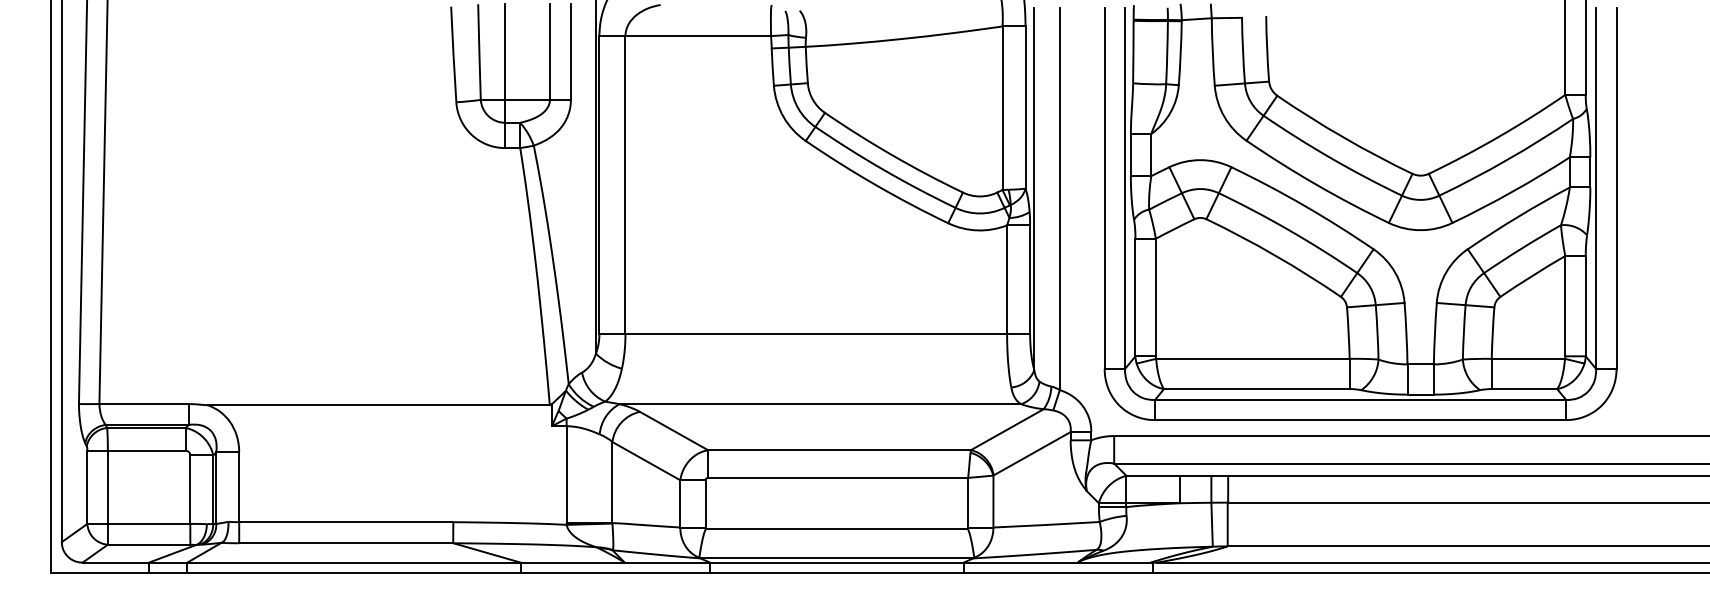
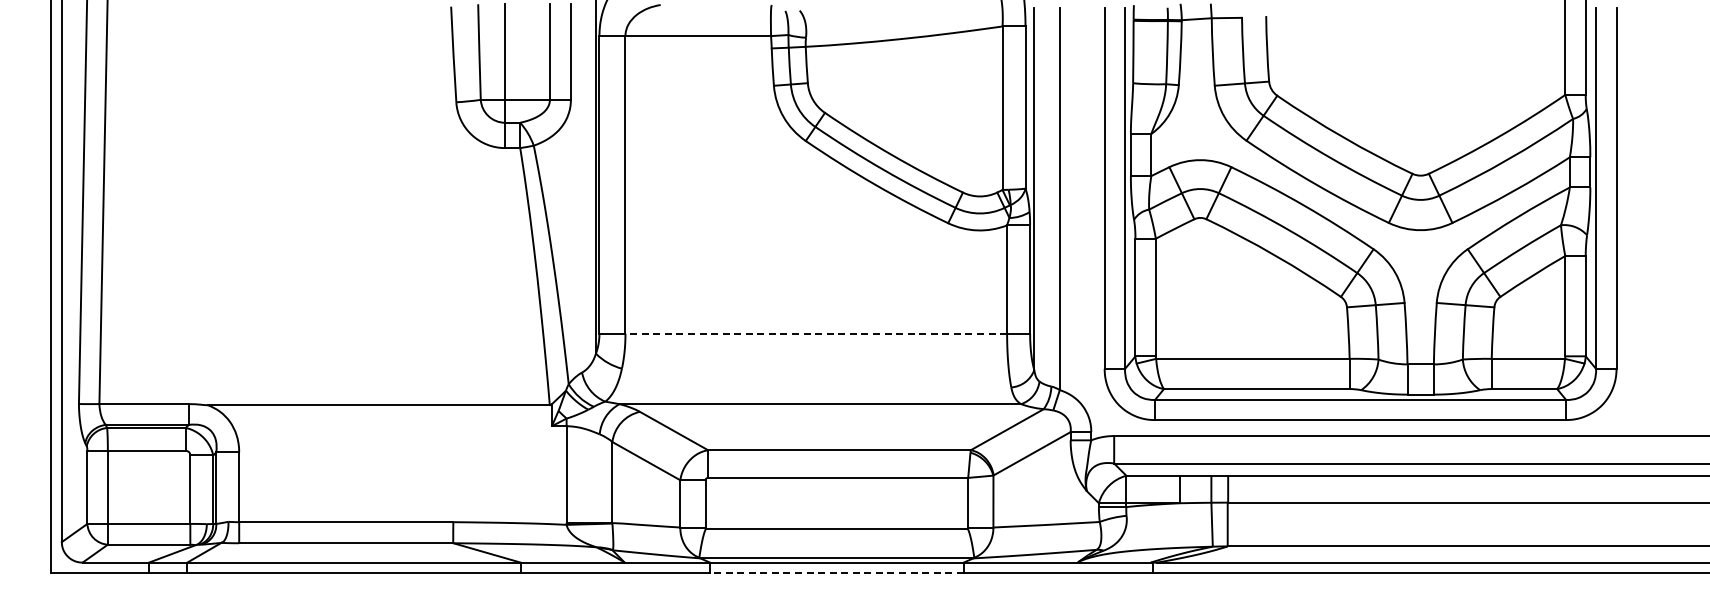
line: solid -> dashed (816, 333)
line: solid -> dashed (836, 573)
